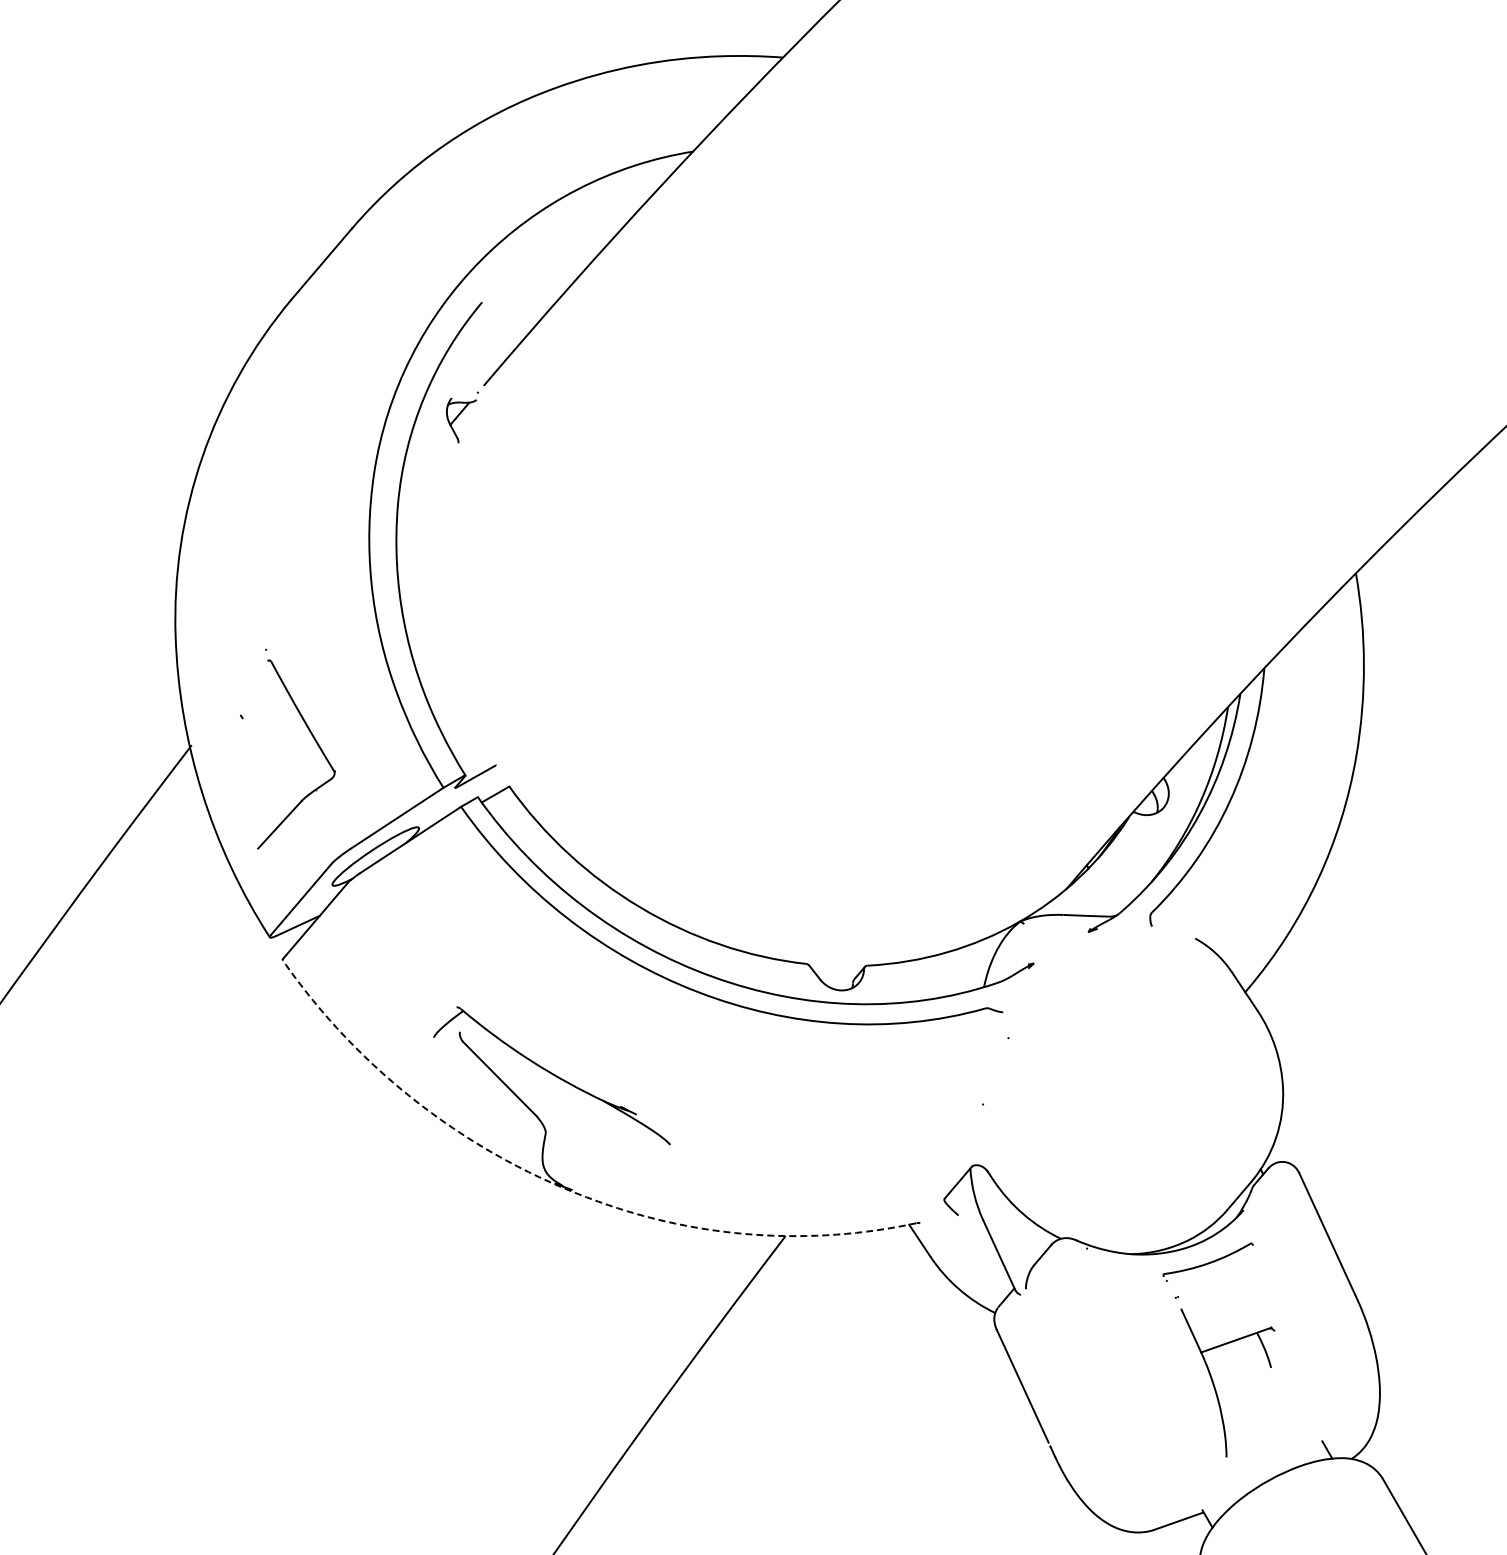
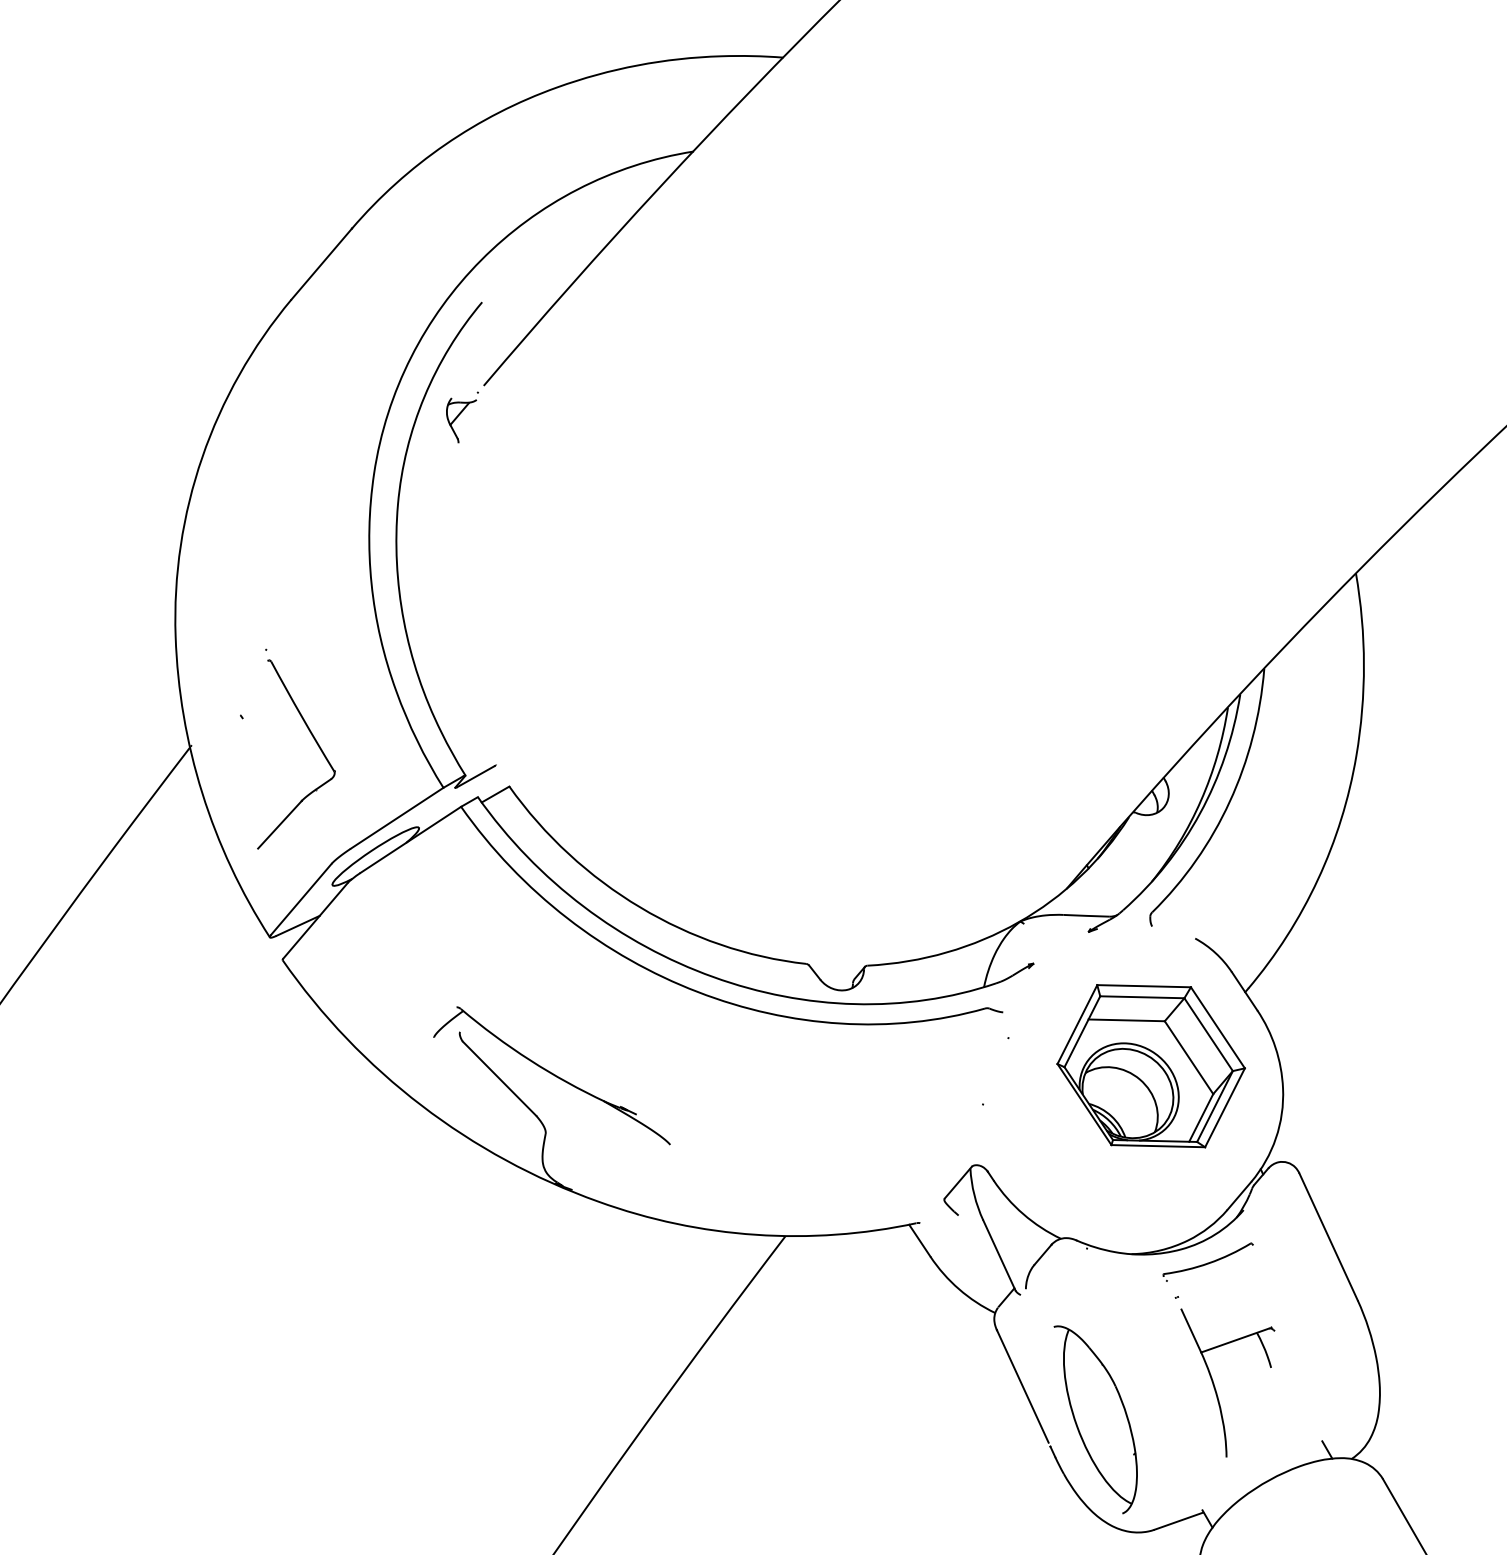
part: none -> present (1150, 1066)
line: dashed -> solid (562, 1187)
part: none -> present (1095, 1419)
